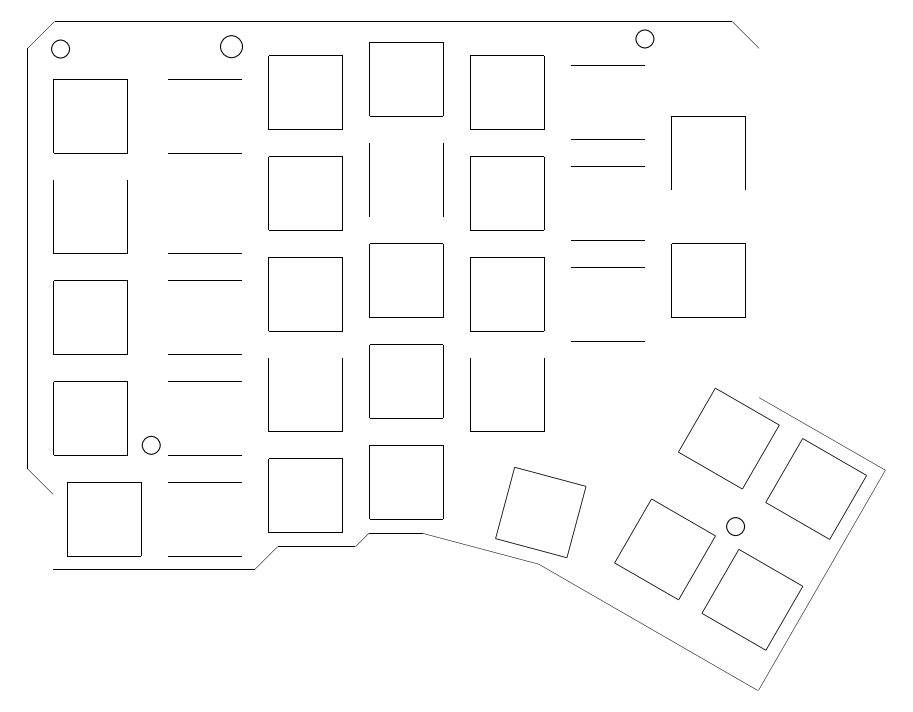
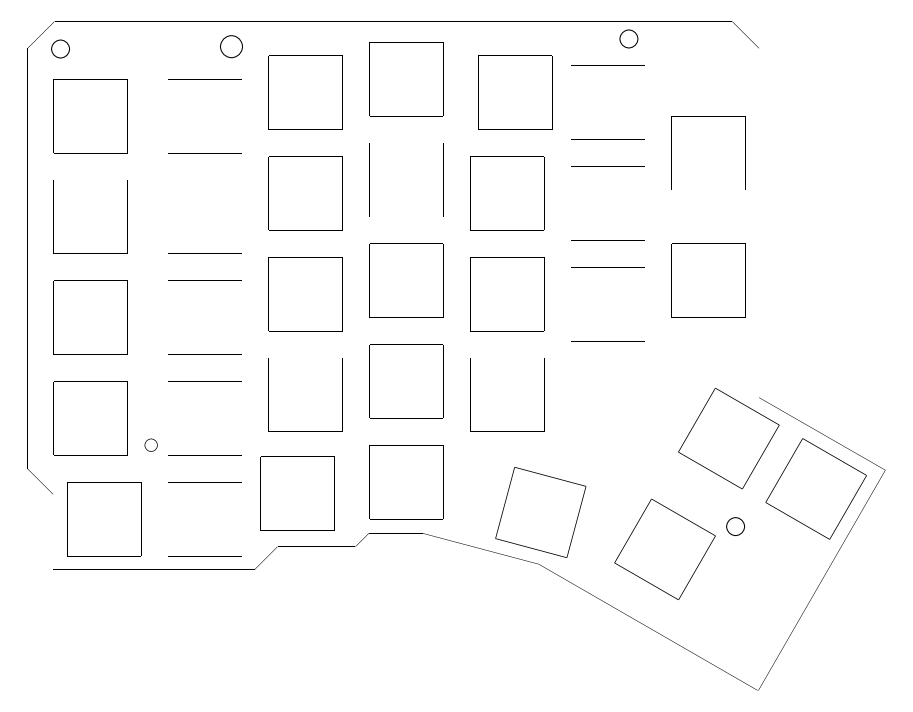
part position: (644, 38) -> (628, 38) (628, 38)
part position: (507, 92) -> (515, 92) (515, 92)
part size: 20x20 px -> 14x14 px (150, 444)
part position: (305, 495) -> (297, 493) (297, 493)
part: present -> none (751, 599)
